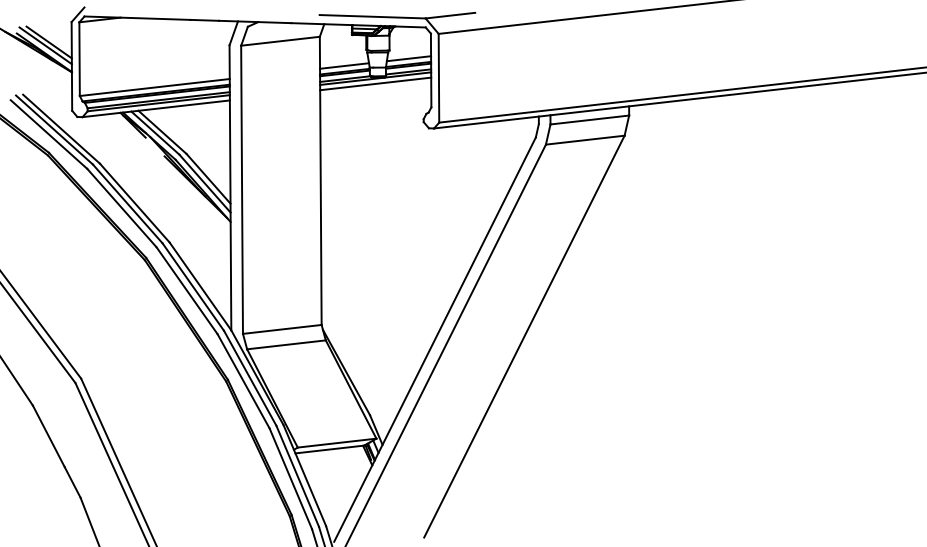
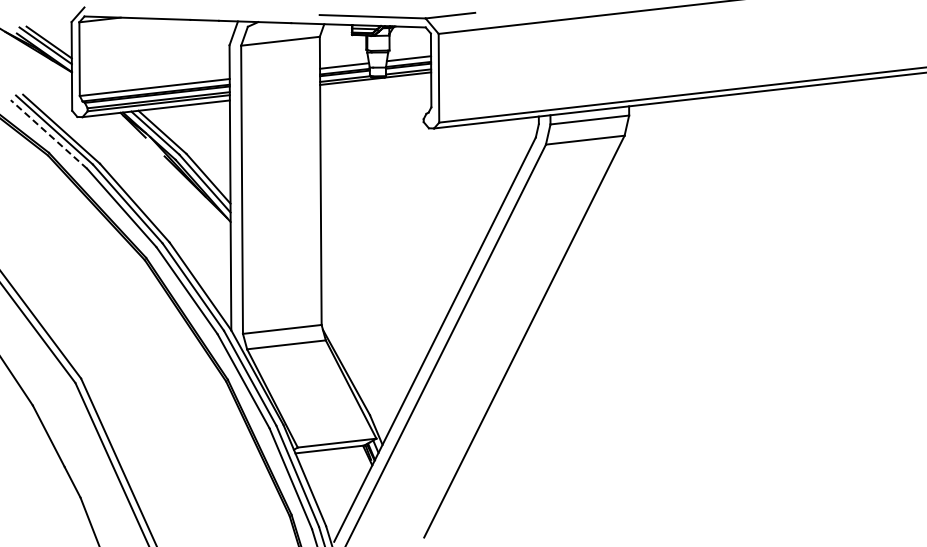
line: present -> none (375, 83)
line: solid -> dashed (48, 134)
